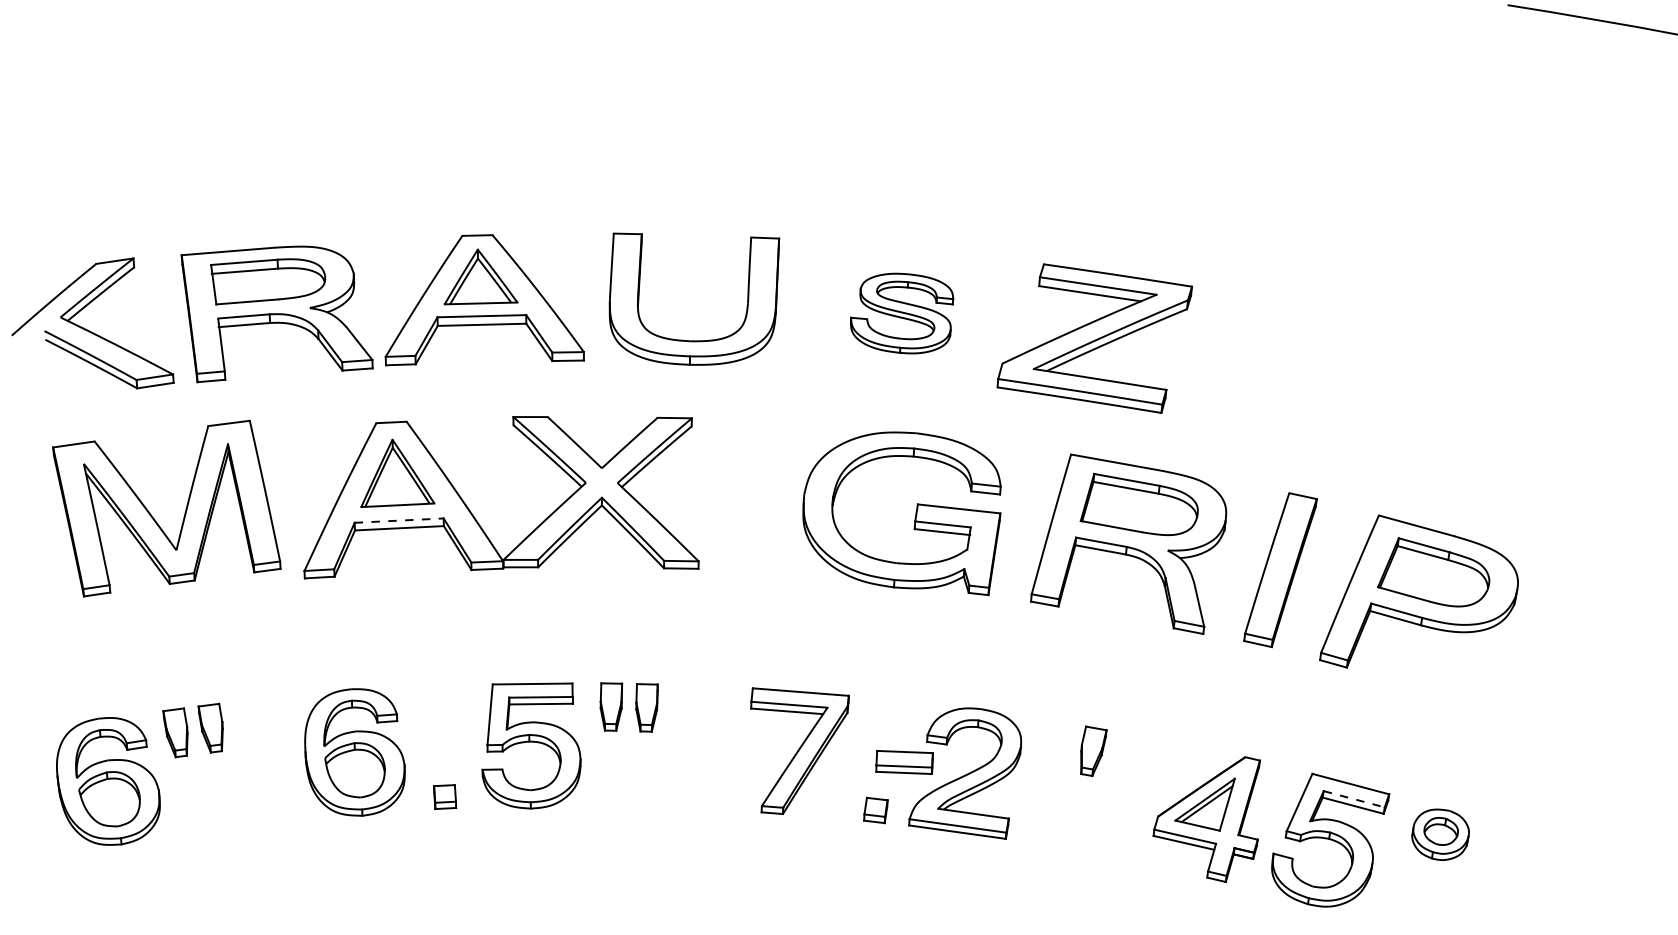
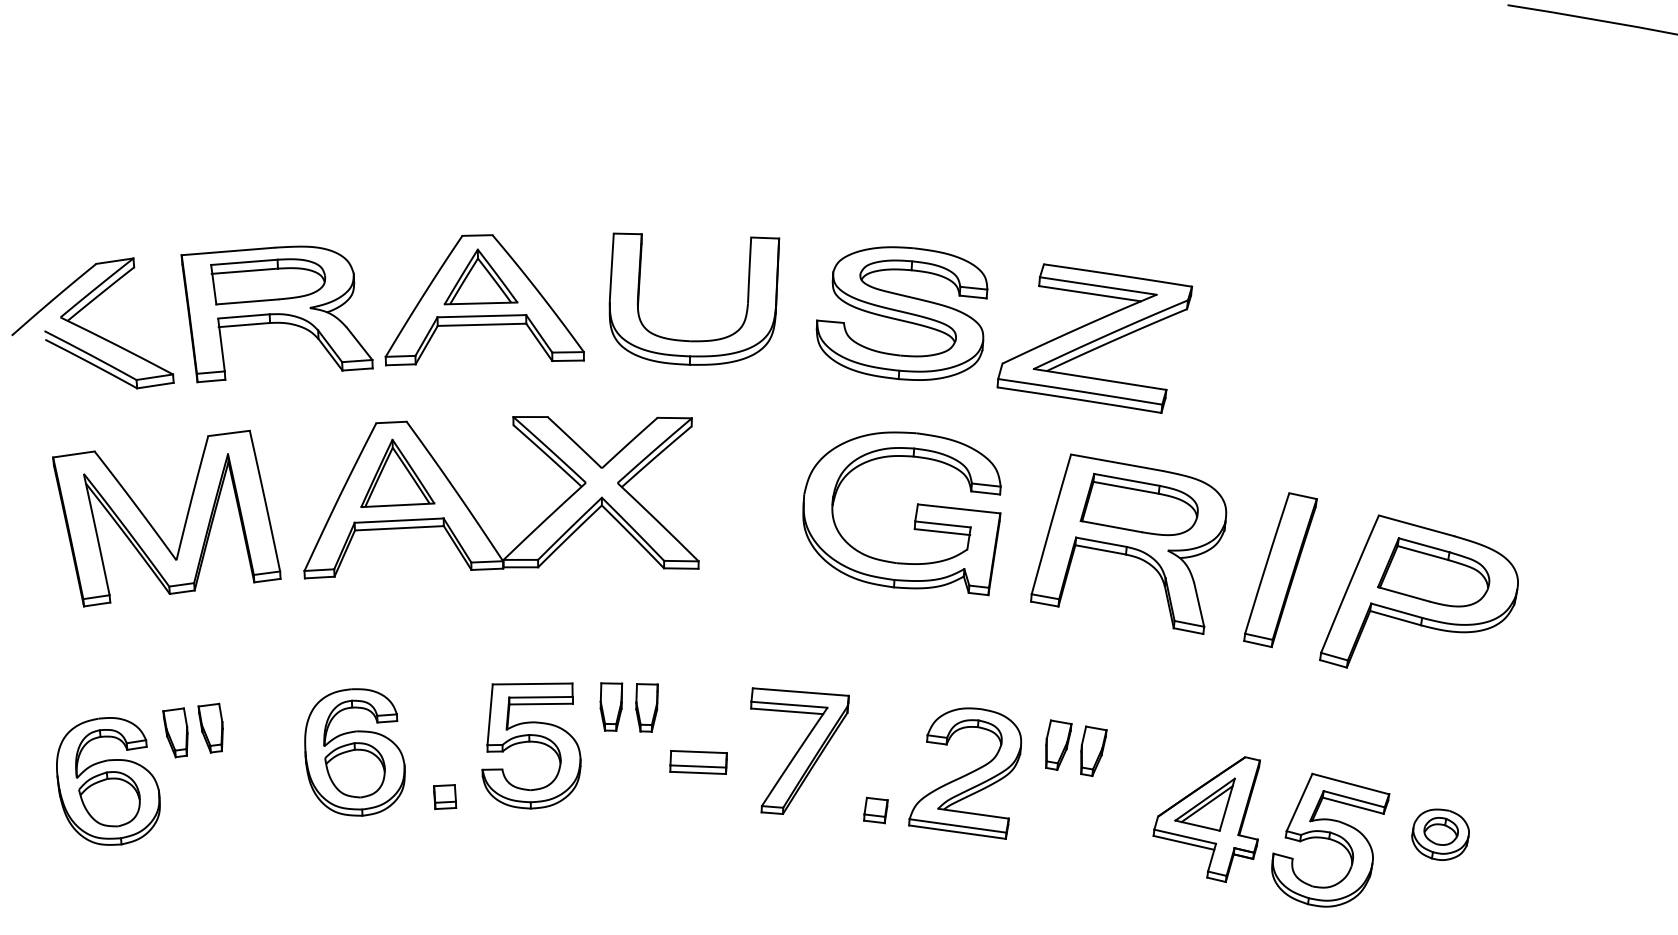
part size: 106x83 px -> 174x135 px (901, 313)
part position: (155, 519) -> (155, 529) (155, 529)
line: dashed -> solid (399, 520)
part: none -> present (1058, 744)
part position: (904, 762) -> (698, 762) (698, 762)
line: dashed -> solid (1354, 799)
